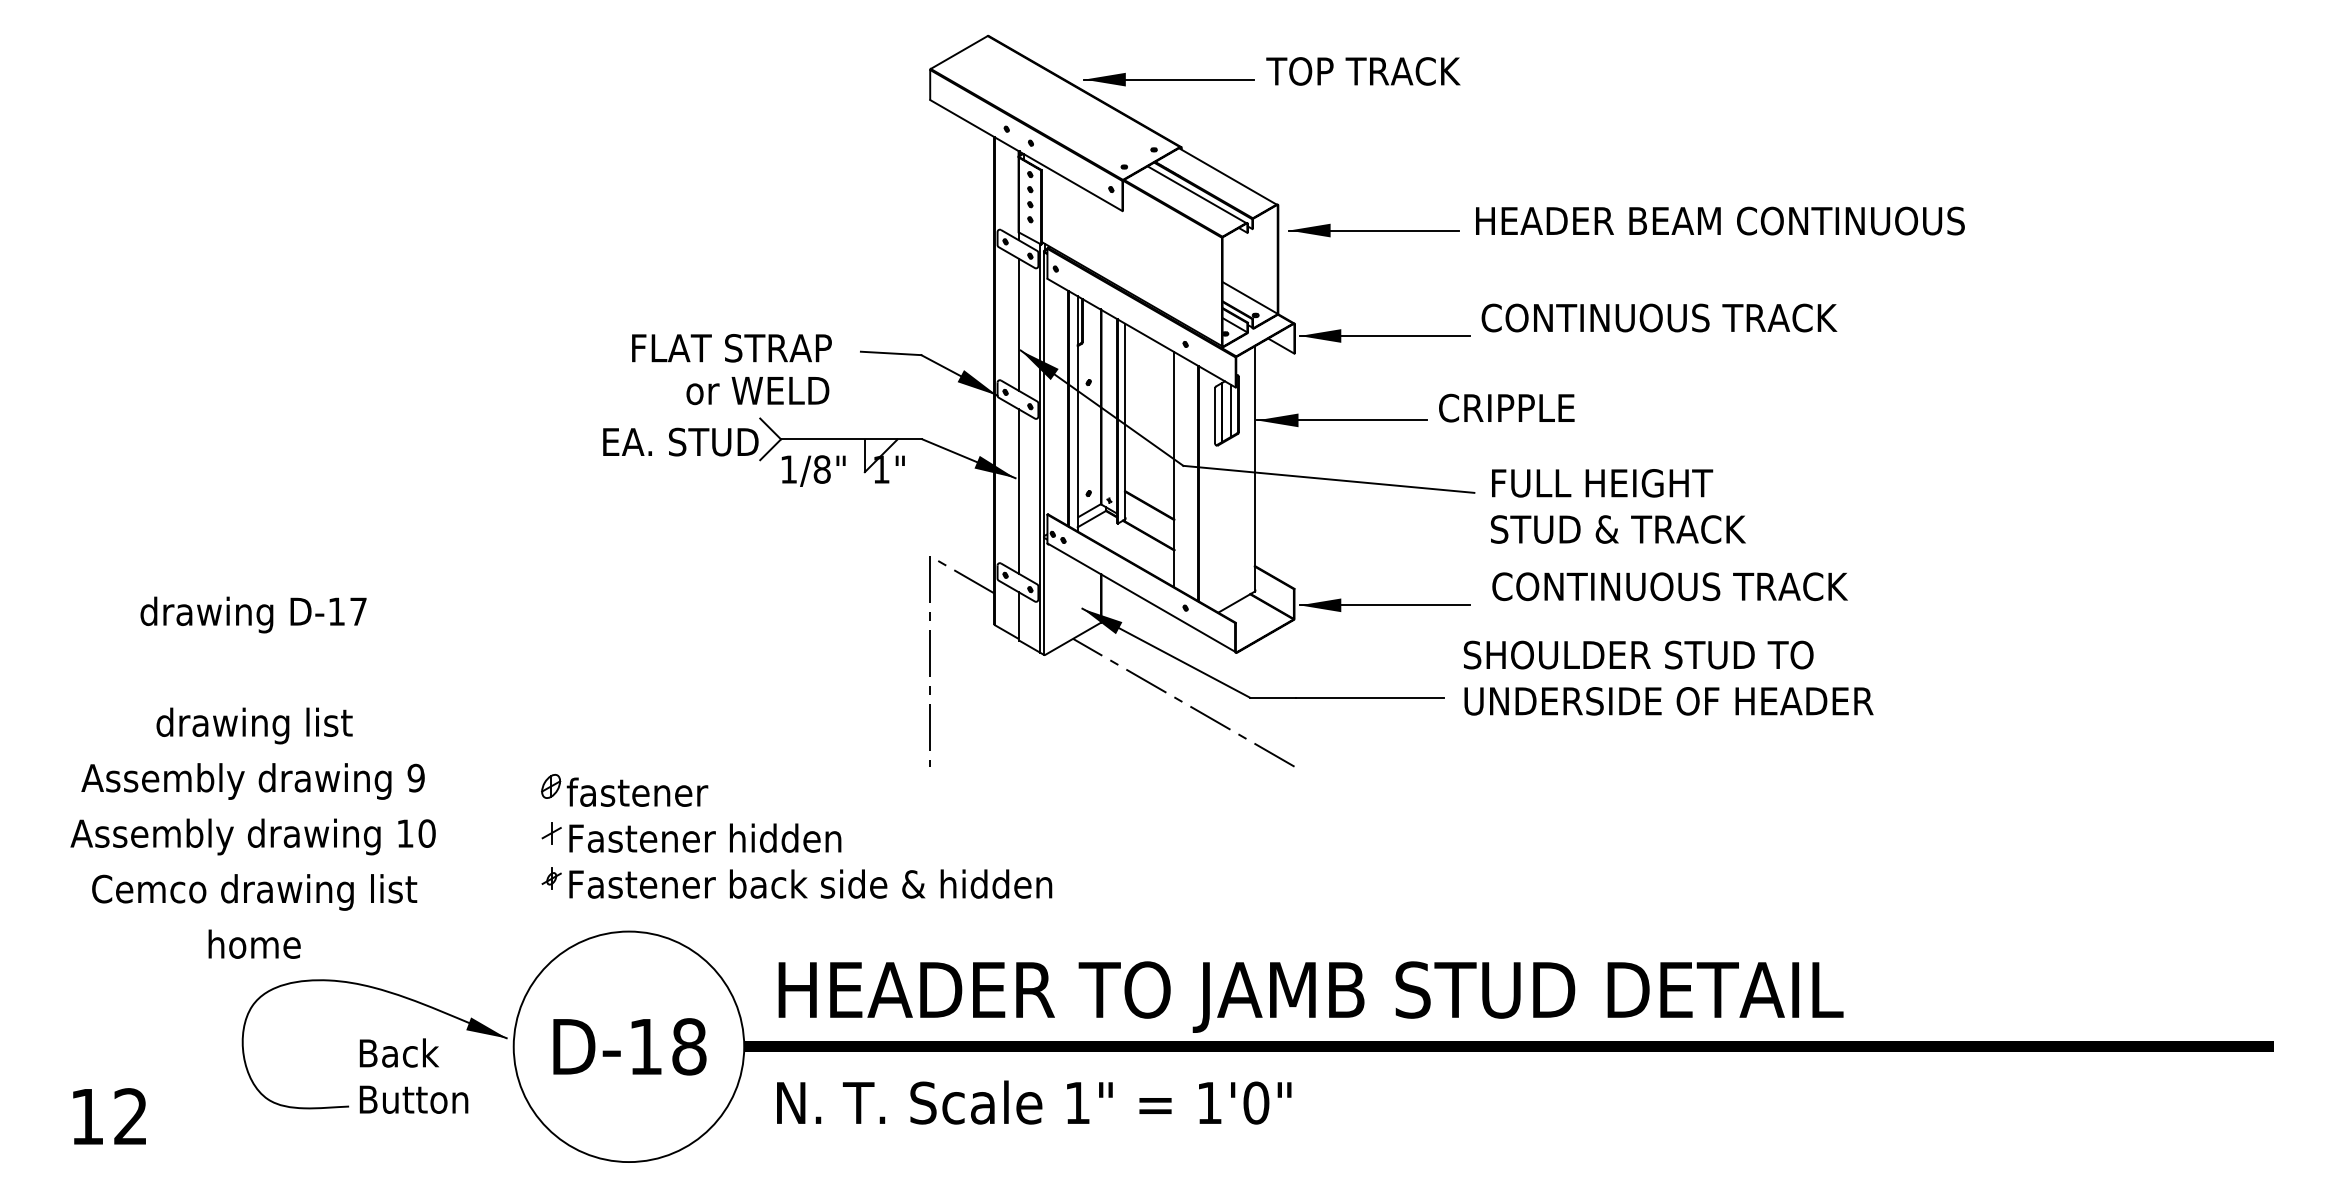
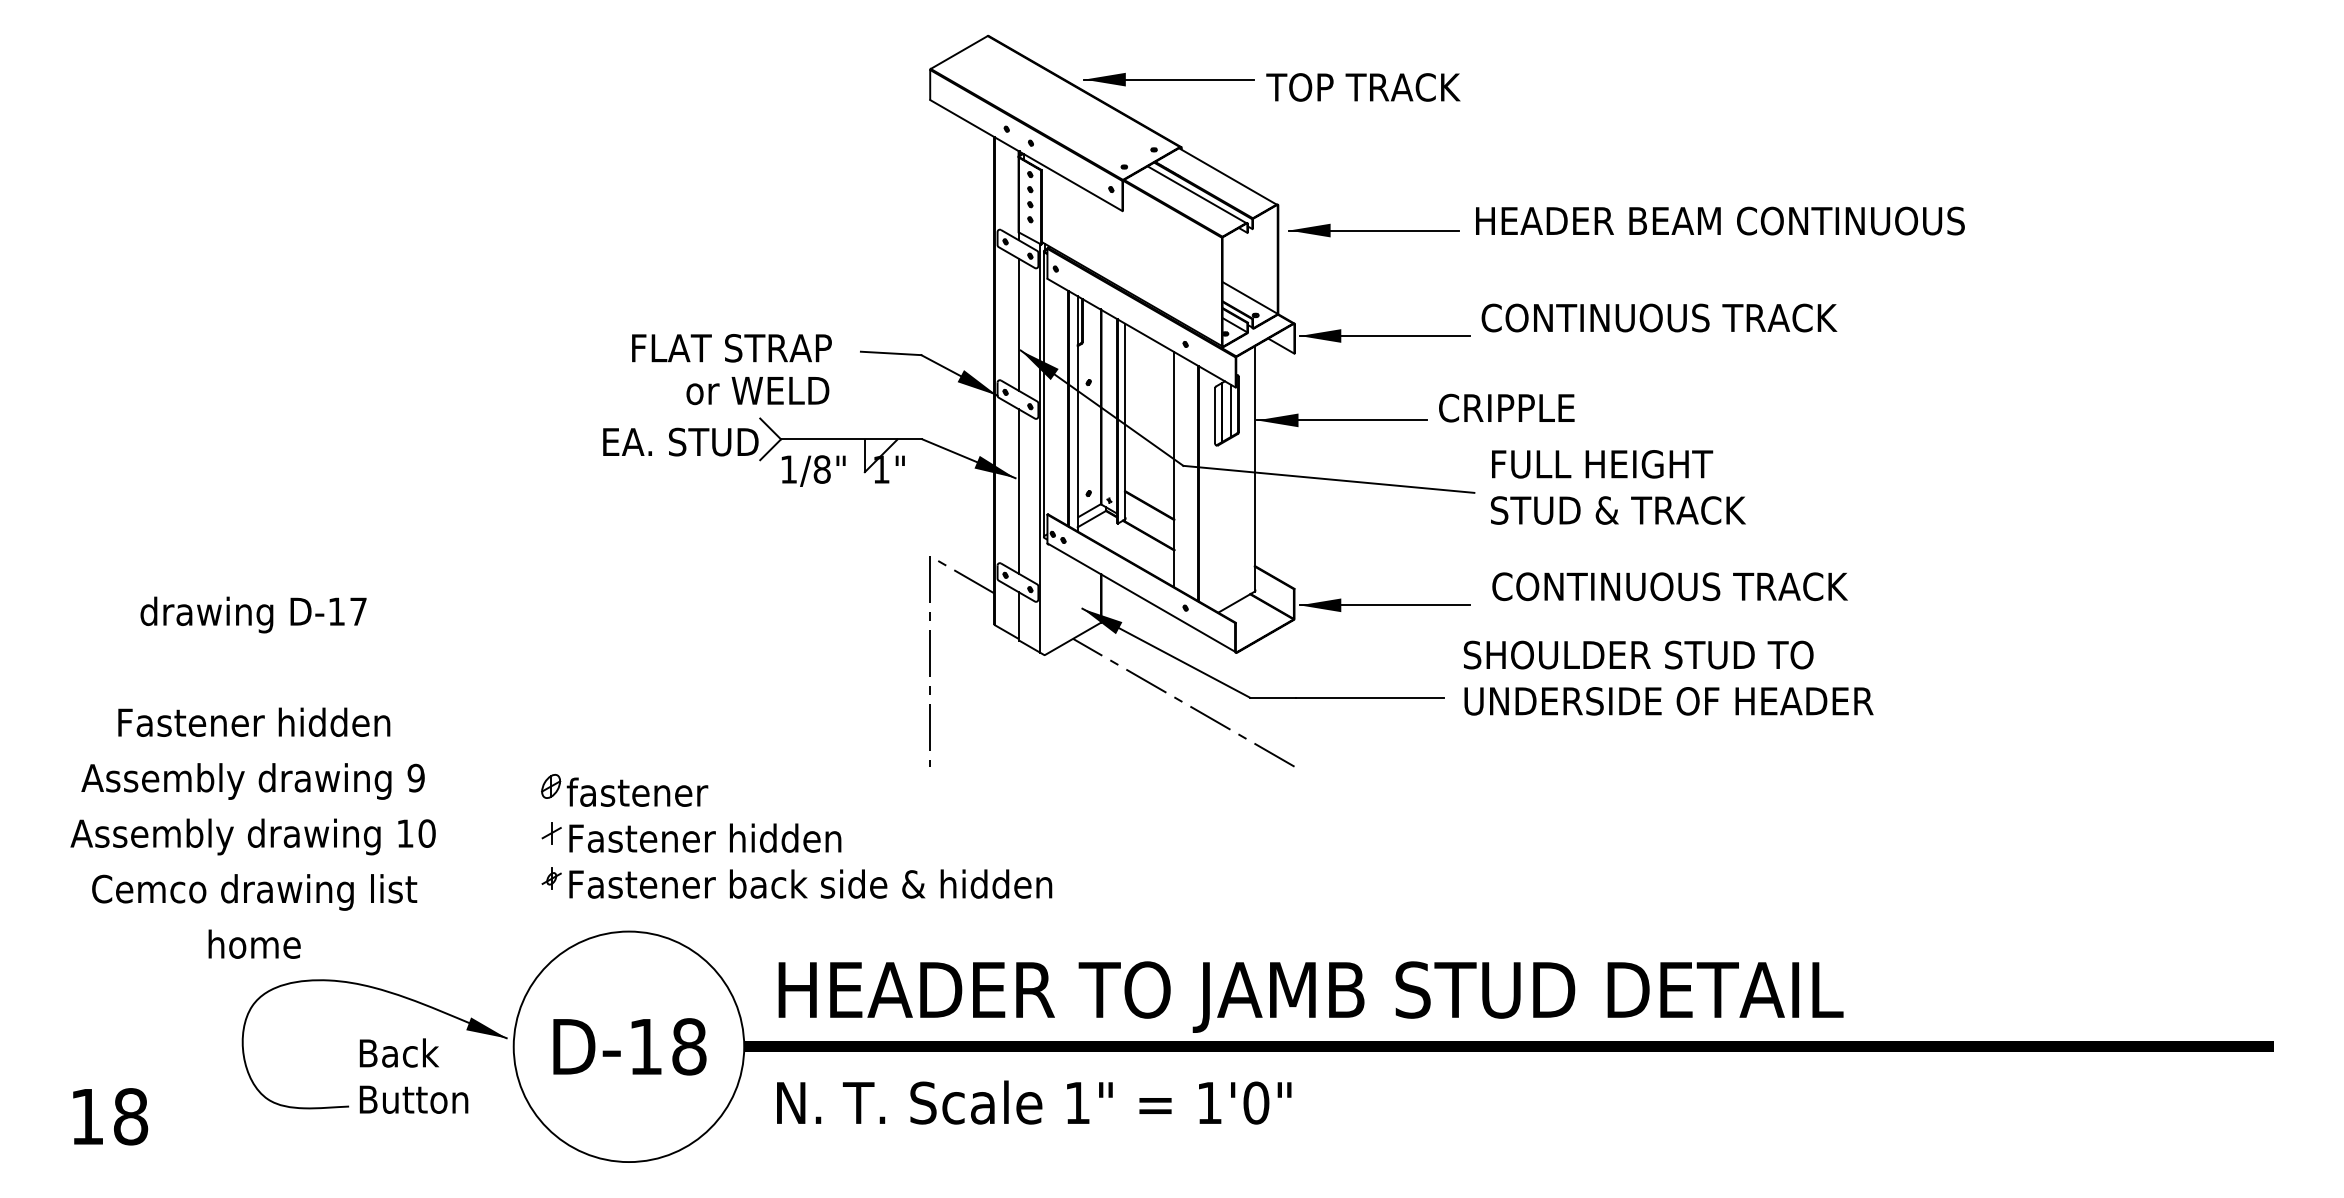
text position: (1363, 71) -> (1363, 87) (1363, 87)
text position: (1618, 506) -> (1618, 487) (1618, 487)
line: present -> none (1044, 595)
text: drawing list -> Fastener hidden (254, 725)
text: 12 -> 18 (131, 1116)
